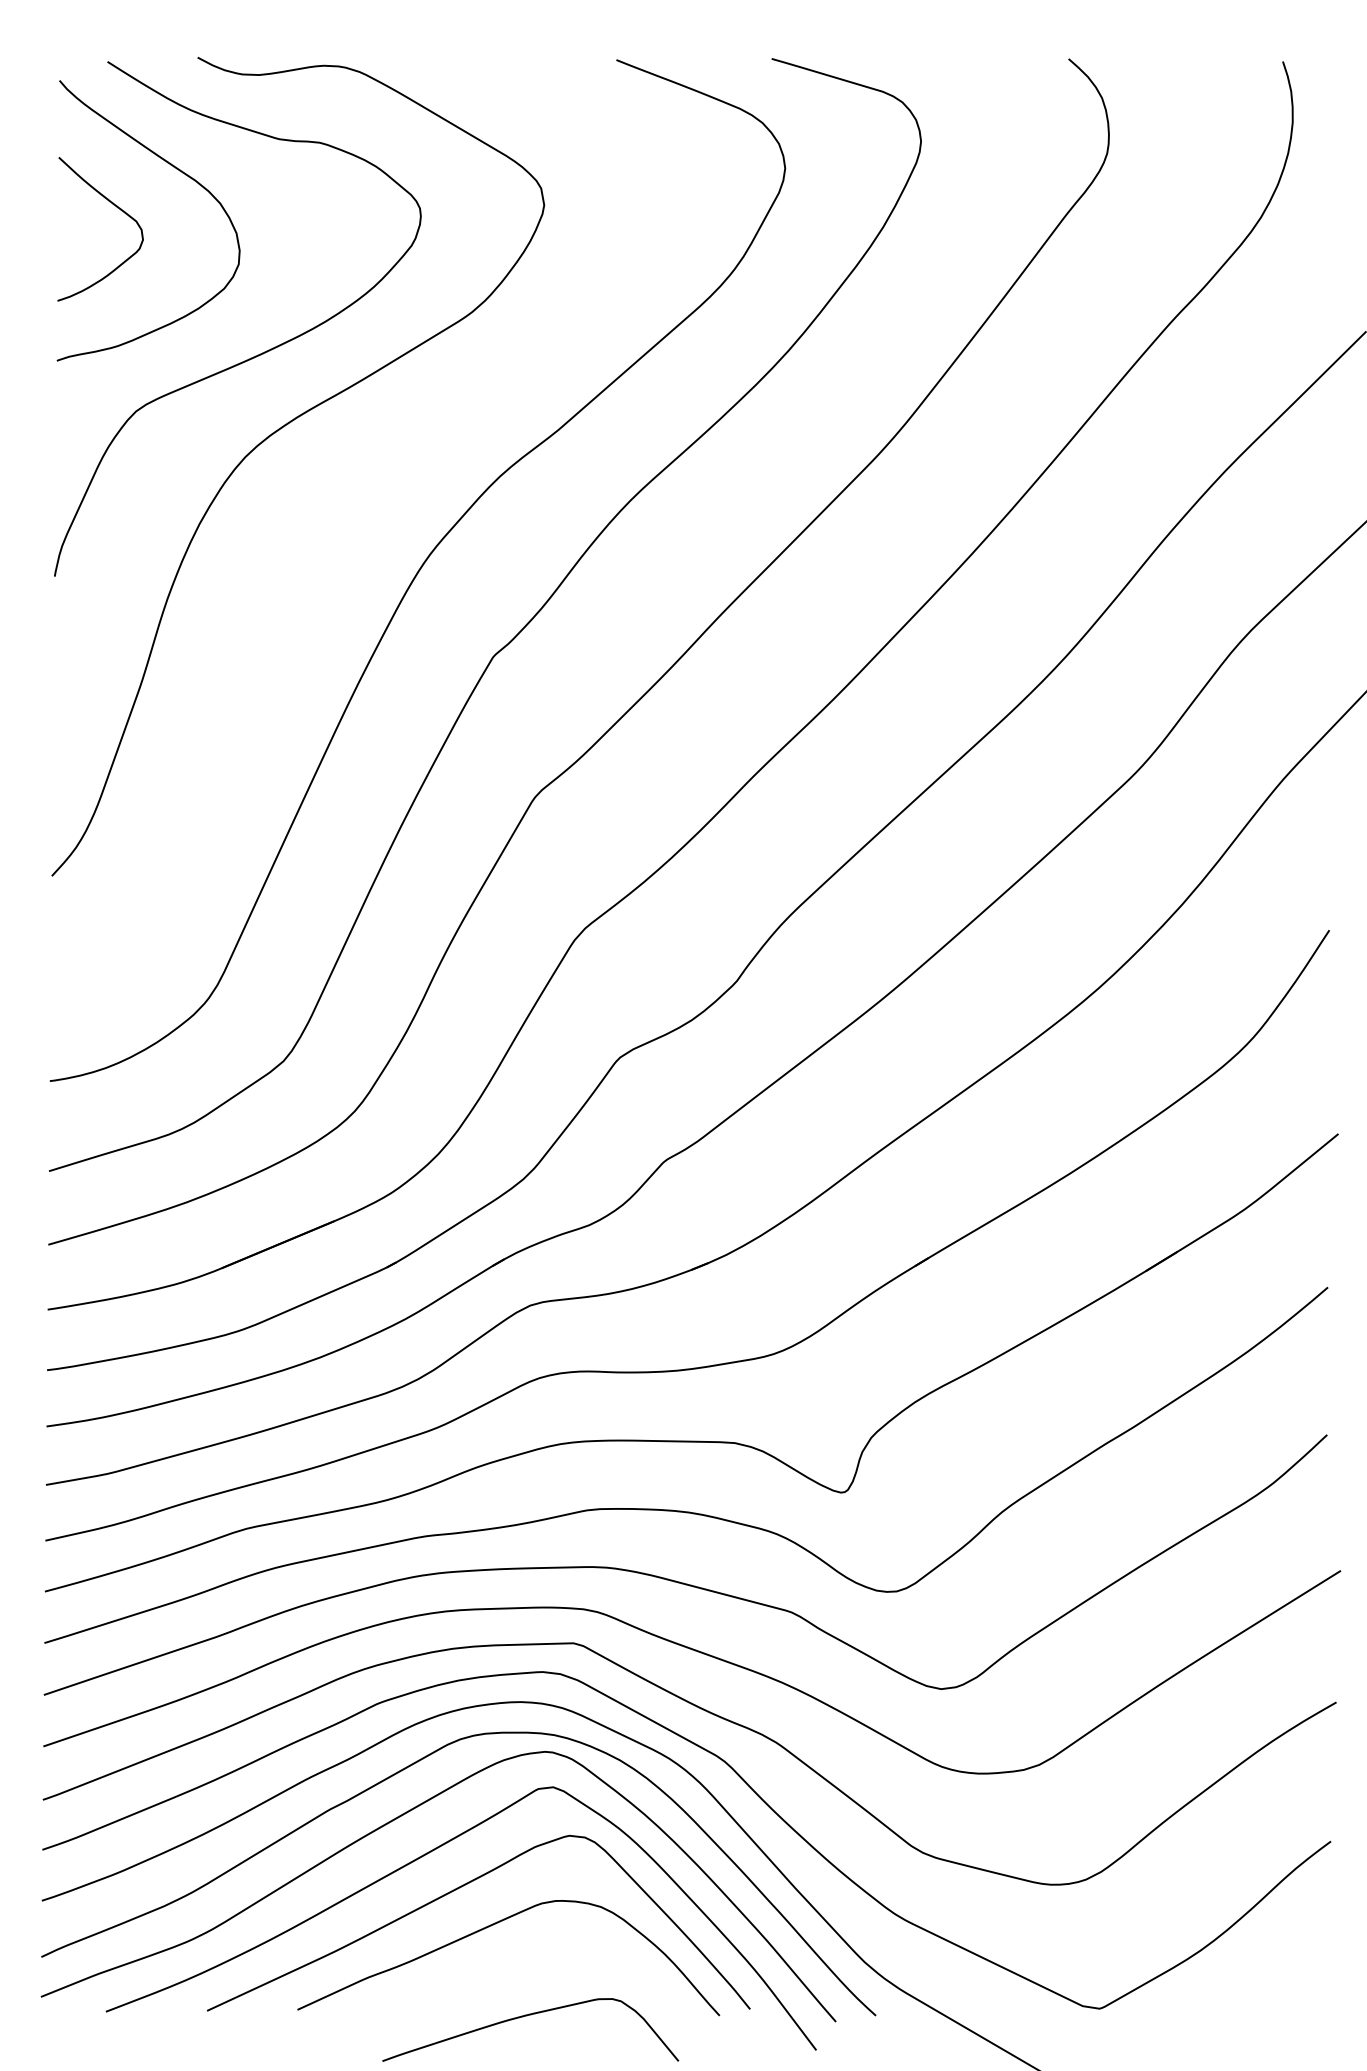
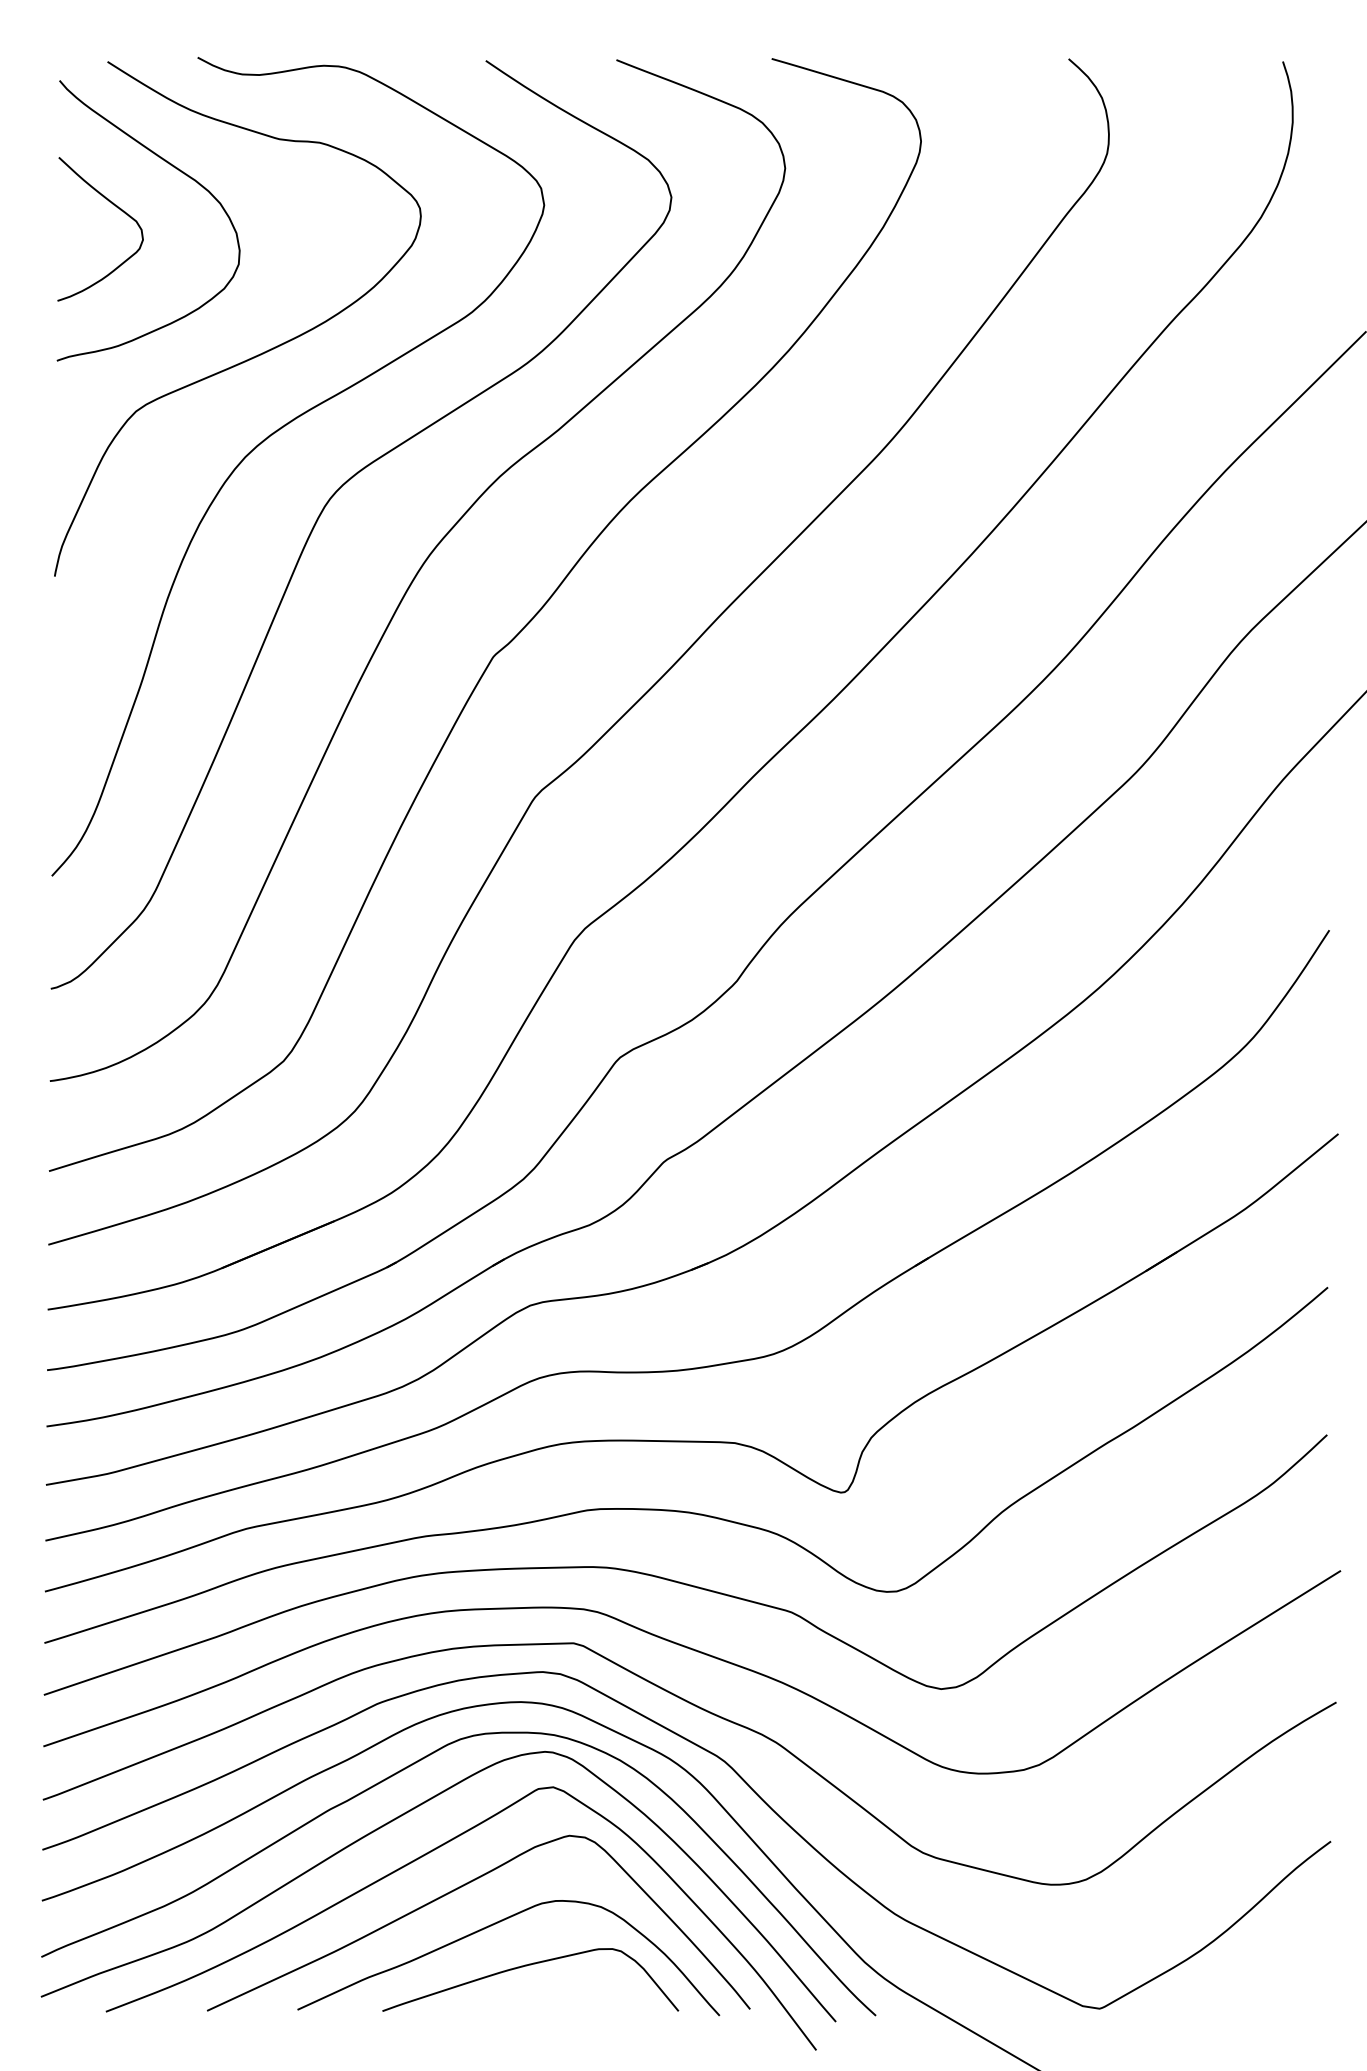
curve: none -> present (328, 503)
curve position: (527, 2016) -> (527, 1966) (527, 1966)
